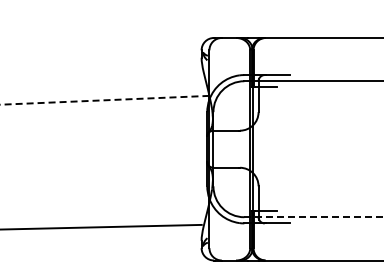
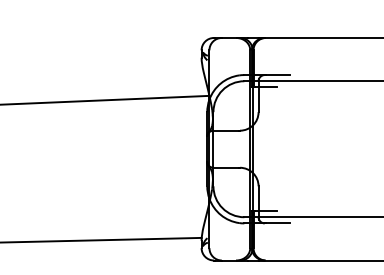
line: dashed -> solid (104, 100)
line: dashed -> solid (314, 217)
line position: (101, 226) -> (101, 239) (101, 239)
